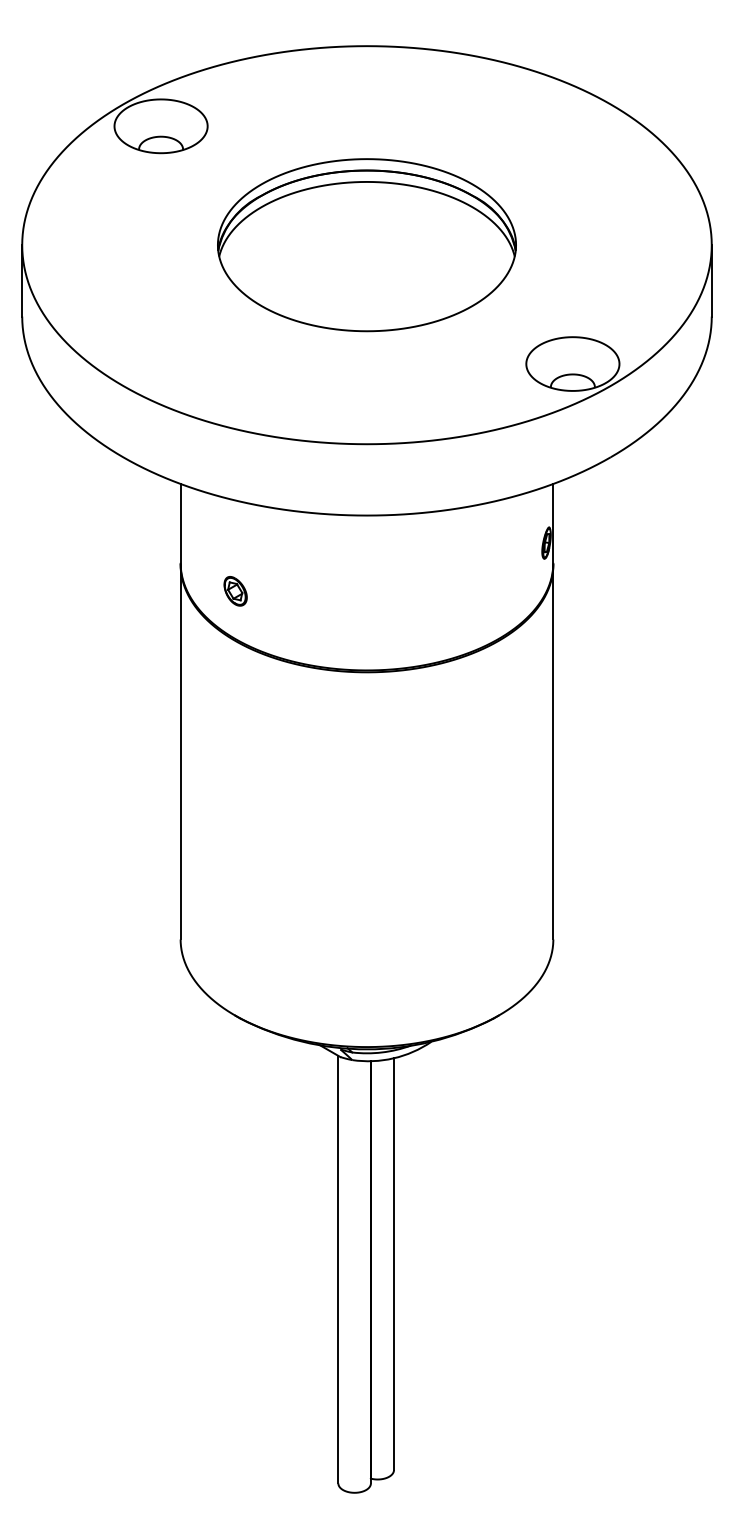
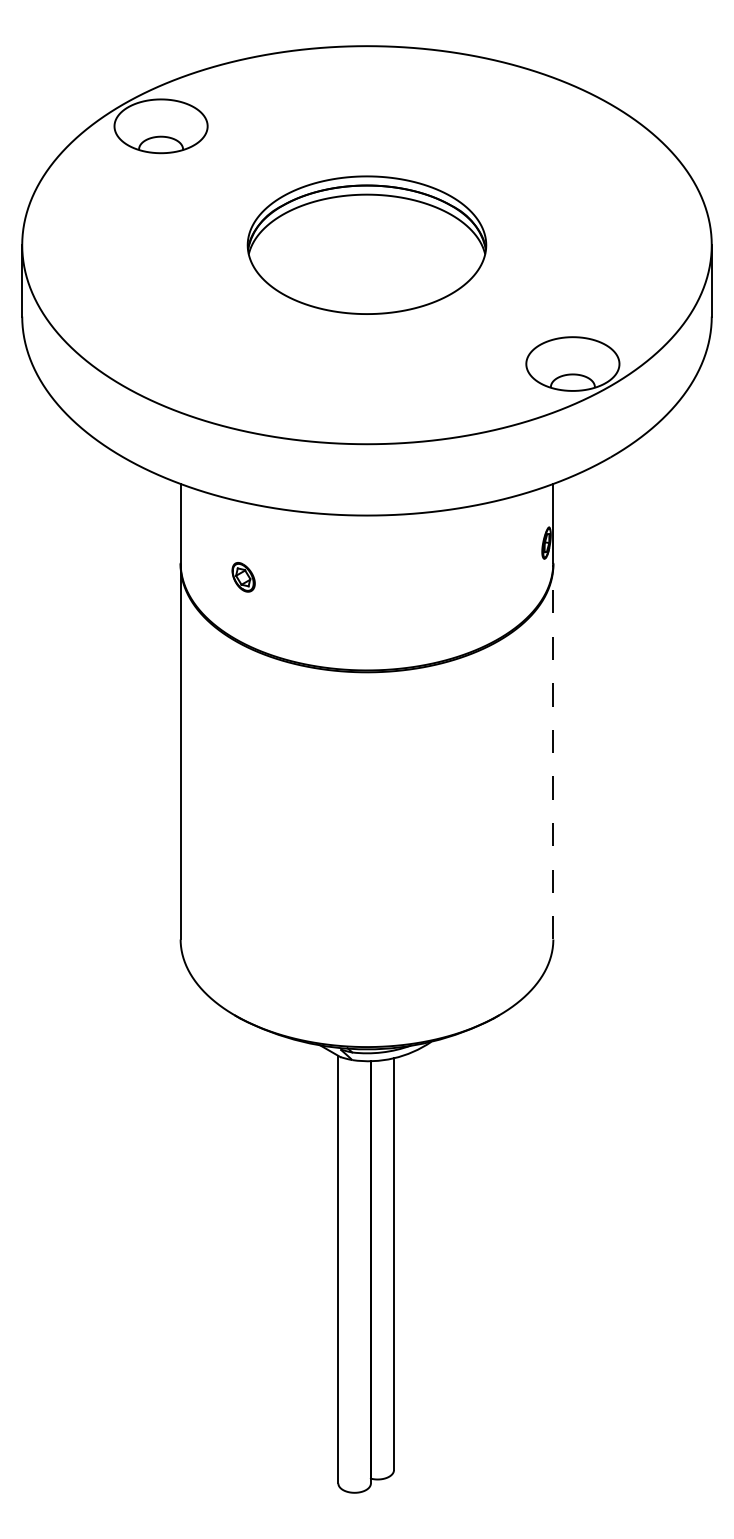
part size: 300x175 px -> 242x140 px (366, 244)
part position: (235, 591) -> (243, 577) (243, 577)
line: solid -> dashed (553, 751)
